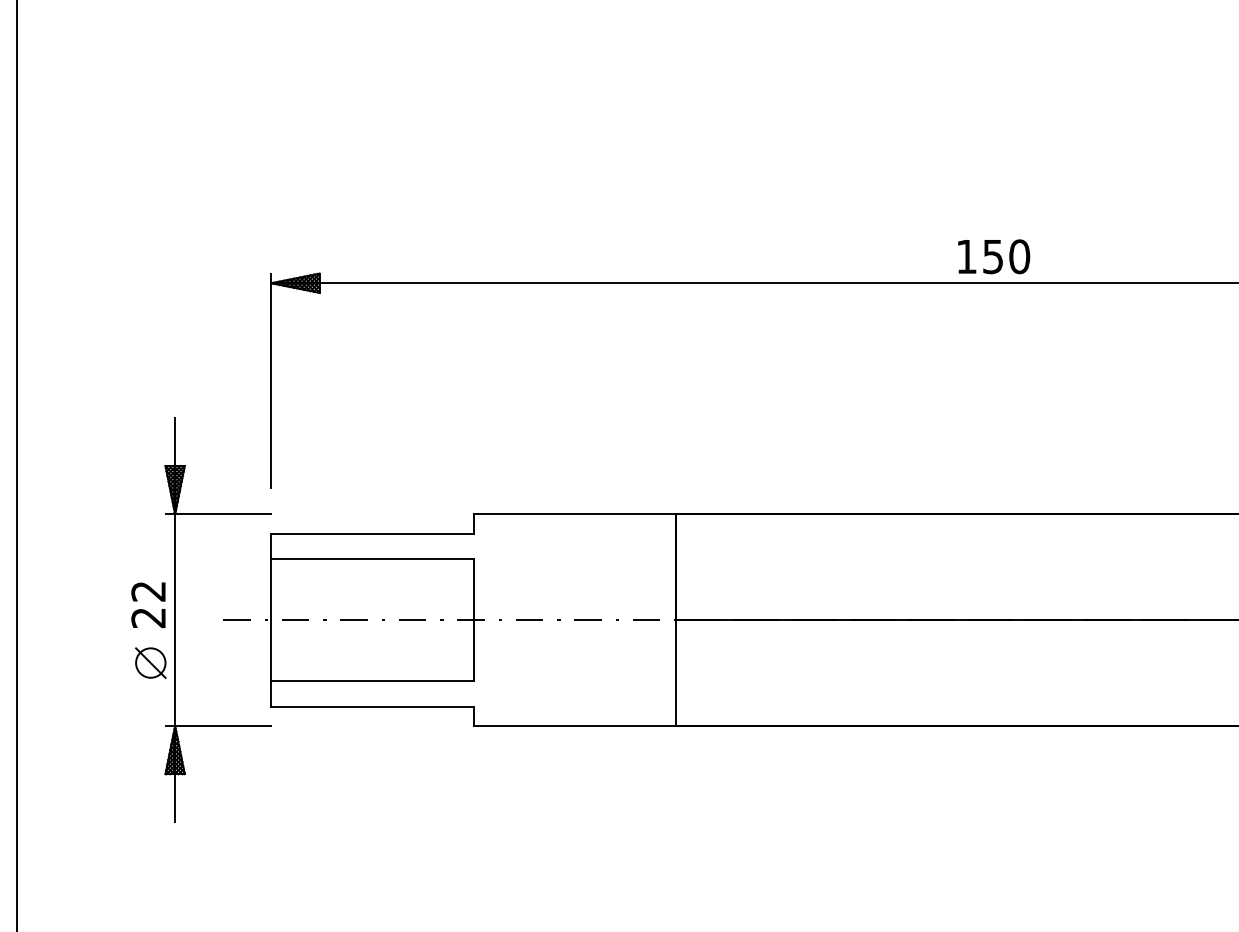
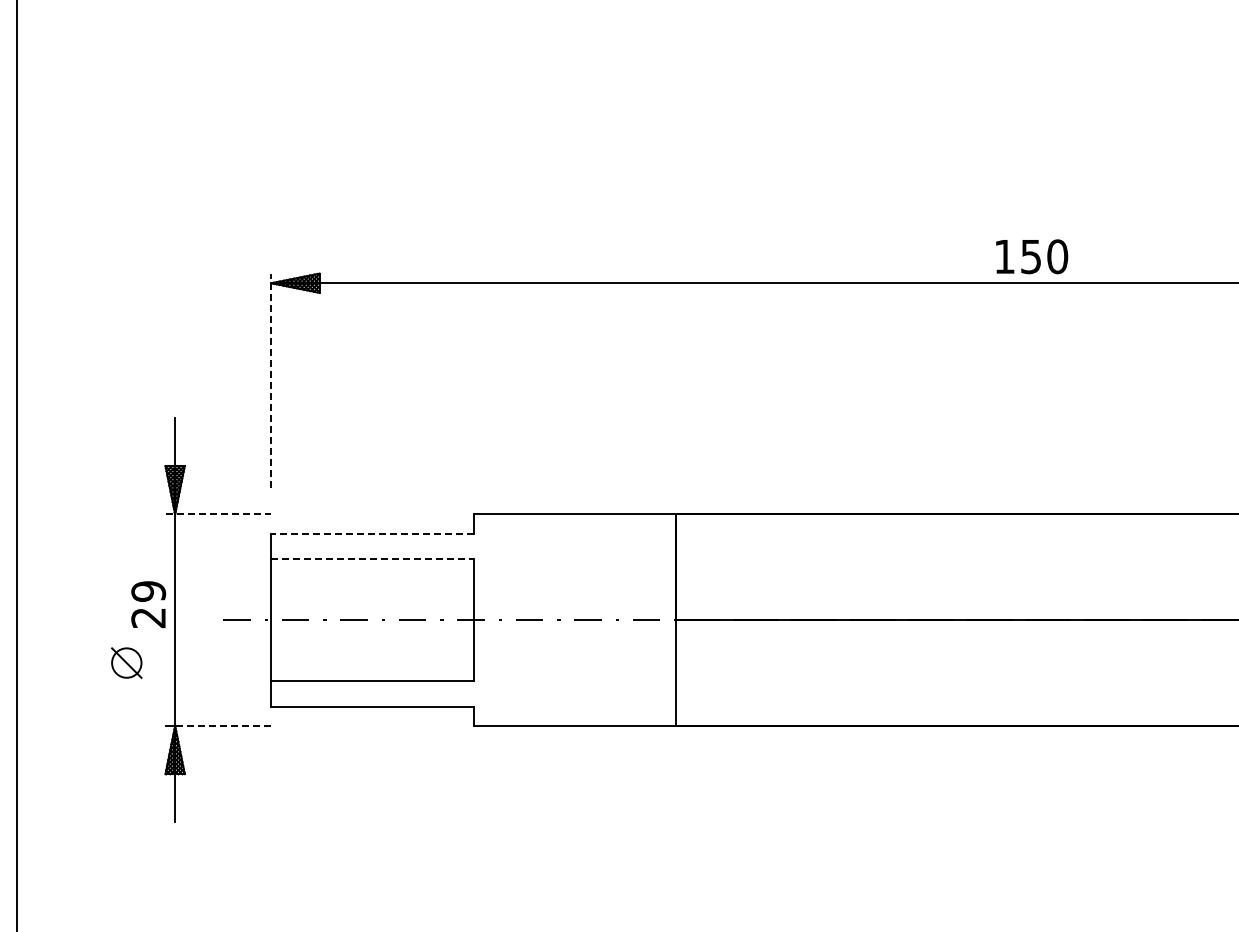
text position: (994, 256) -> (1032, 256) (1032, 256)
line: solid -> dashed (271, 380)
line: solid -> dashed (218, 514)
line: solid -> dashed (371, 533)
line: solid -> dashed (372, 559)
text: 22 -> 29 (148, 591)
part position: (150, 662) -> (126, 662) (126, 662)
line: solid -> dashed (222, 726)
